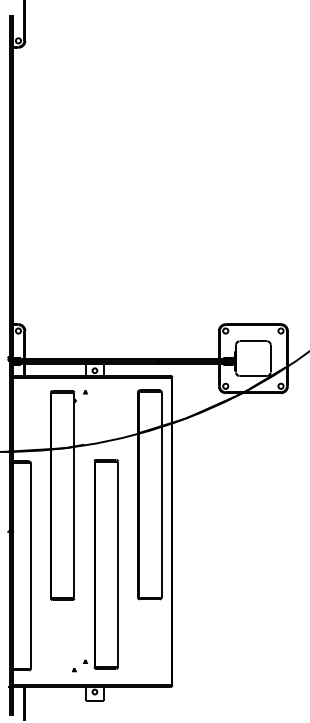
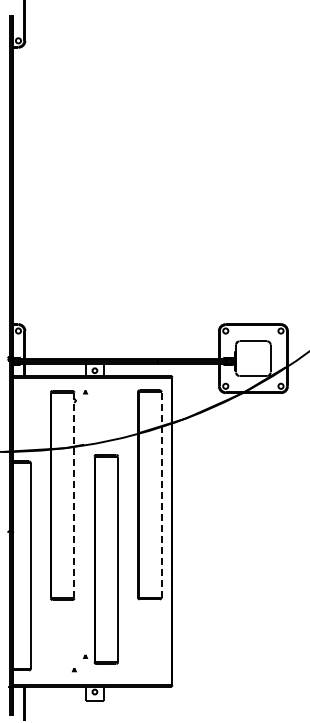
line: solid -> dashed (161, 494)
line: solid -> dashed (74, 495)
part position: (100, 564) -> (100, 559) (100, 559)
